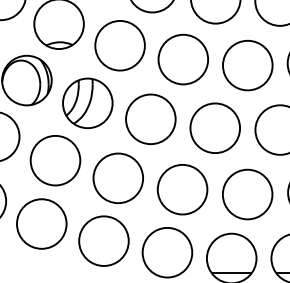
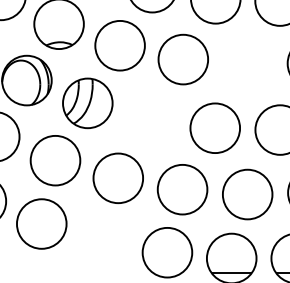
part: present -> none (247, 65)
part: present -> none (150, 118)
part: present -> none (103, 240)
